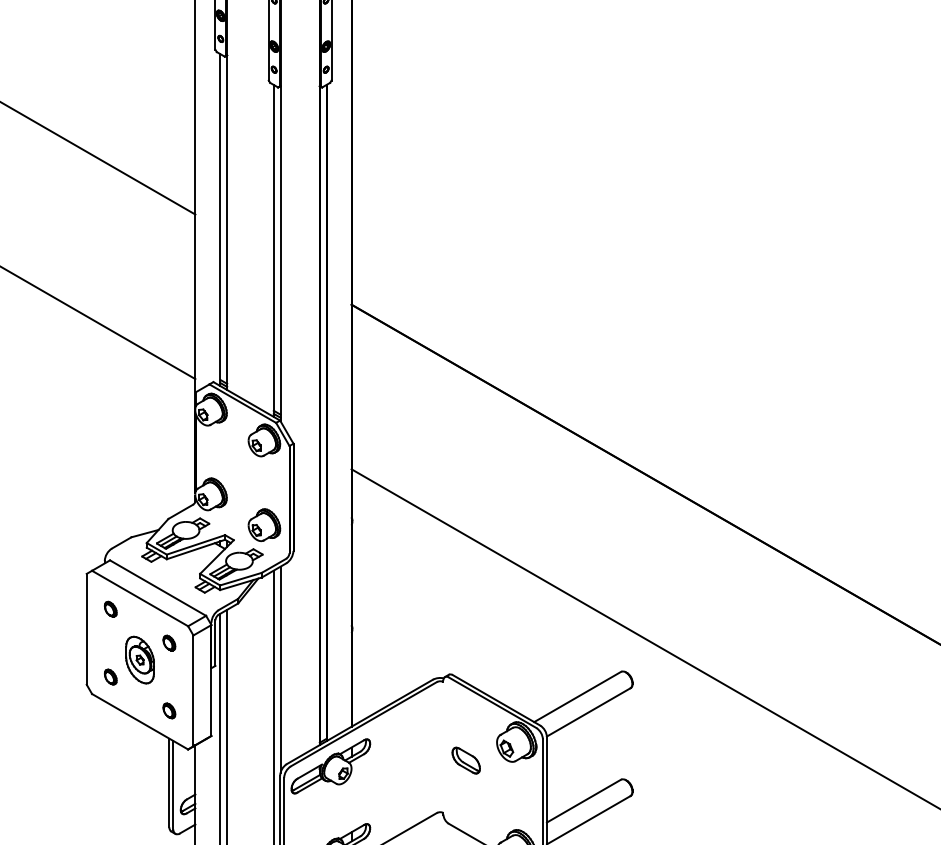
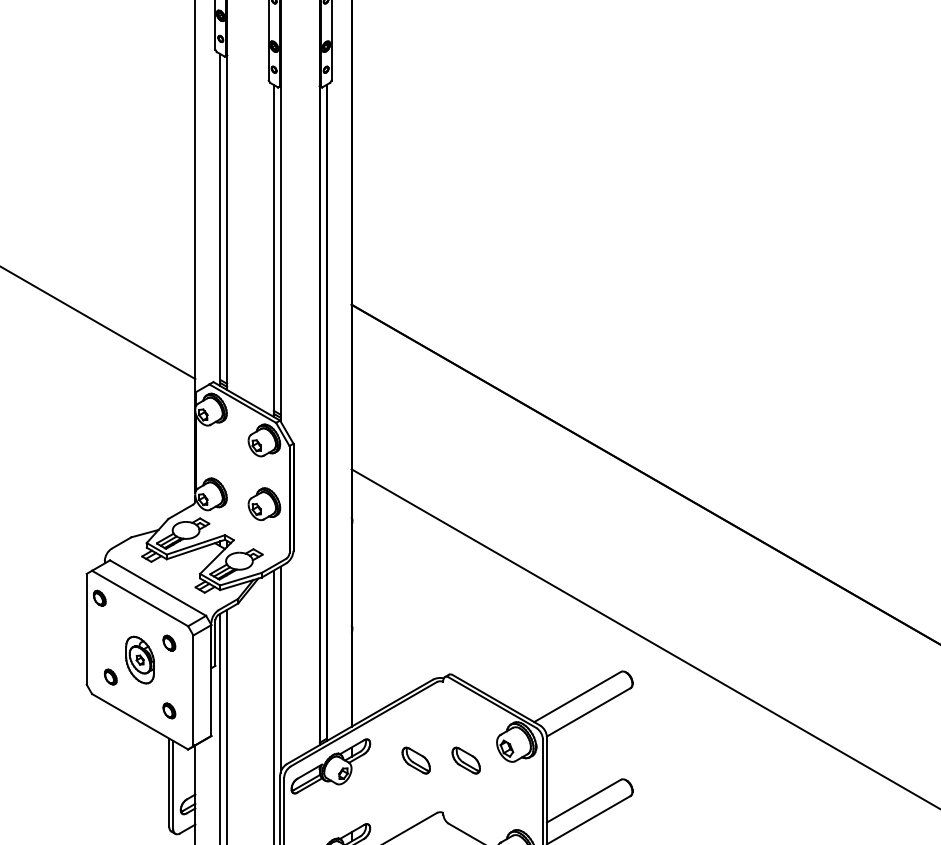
line: present -> none (98, 158)
part position: (264, 525) -> (264, 504) (264, 504)
part position: (110, 608) -> (99, 597) (99, 597)
part: none -> present (415, 760)
